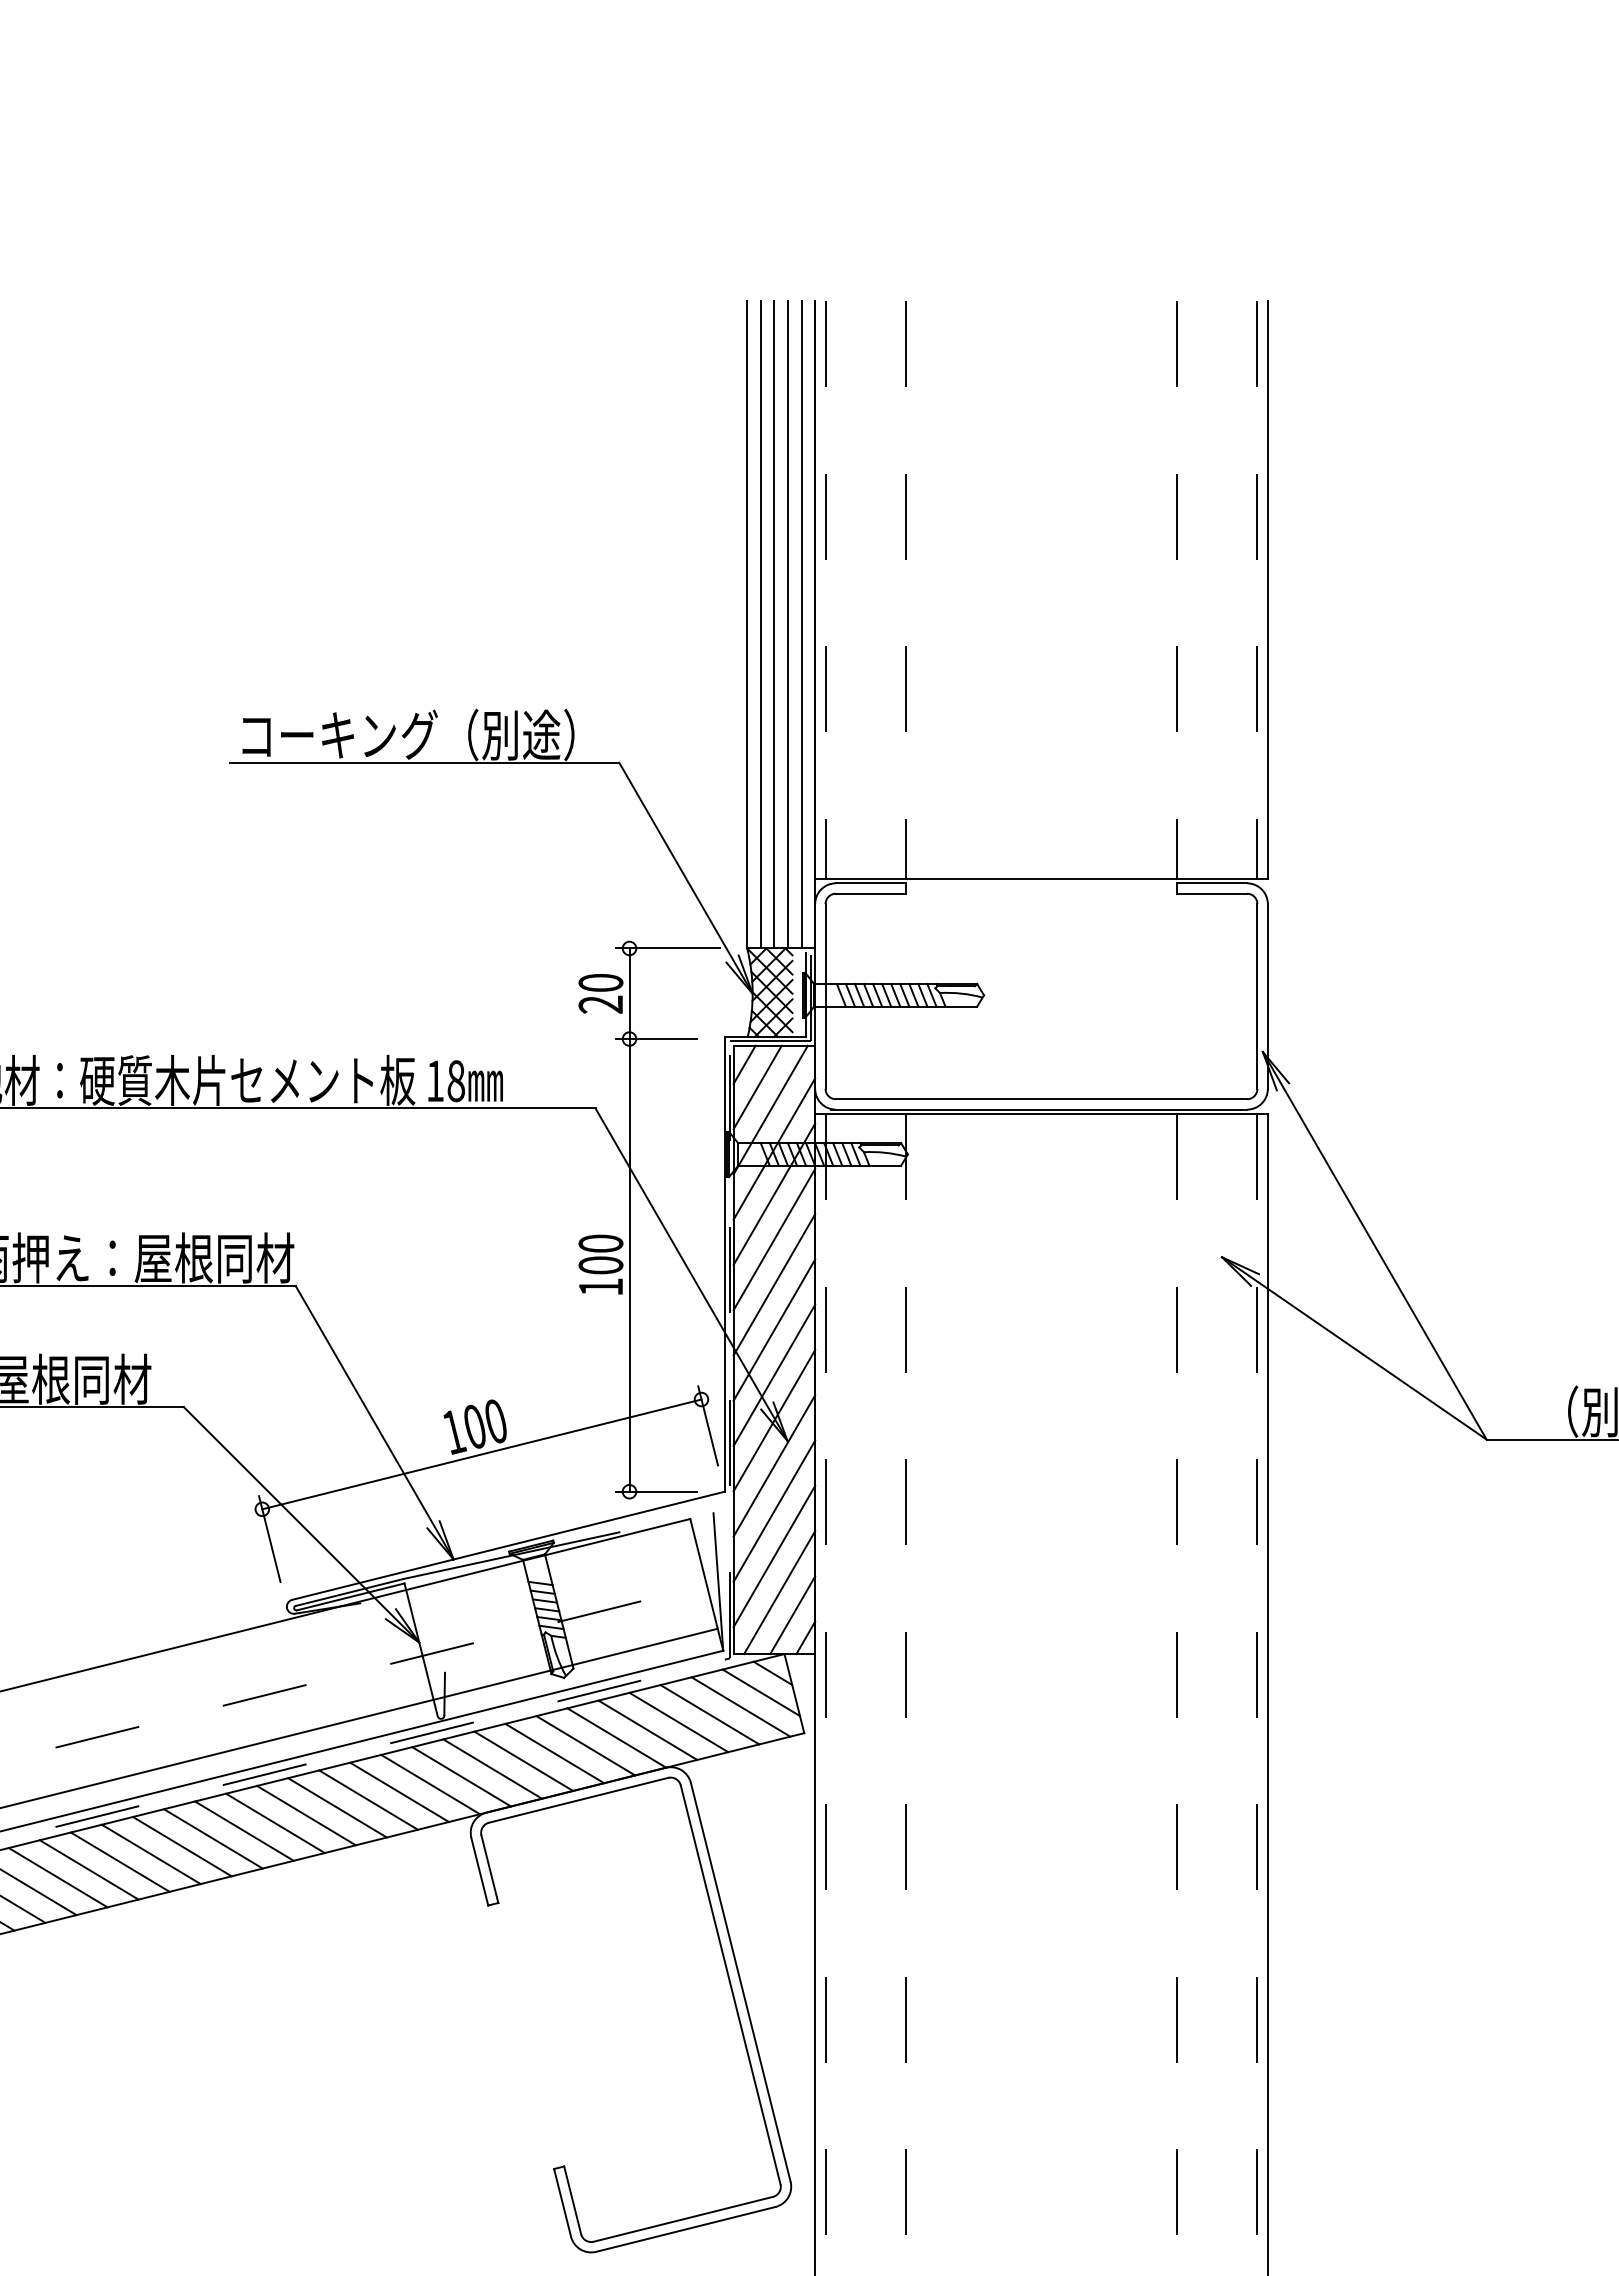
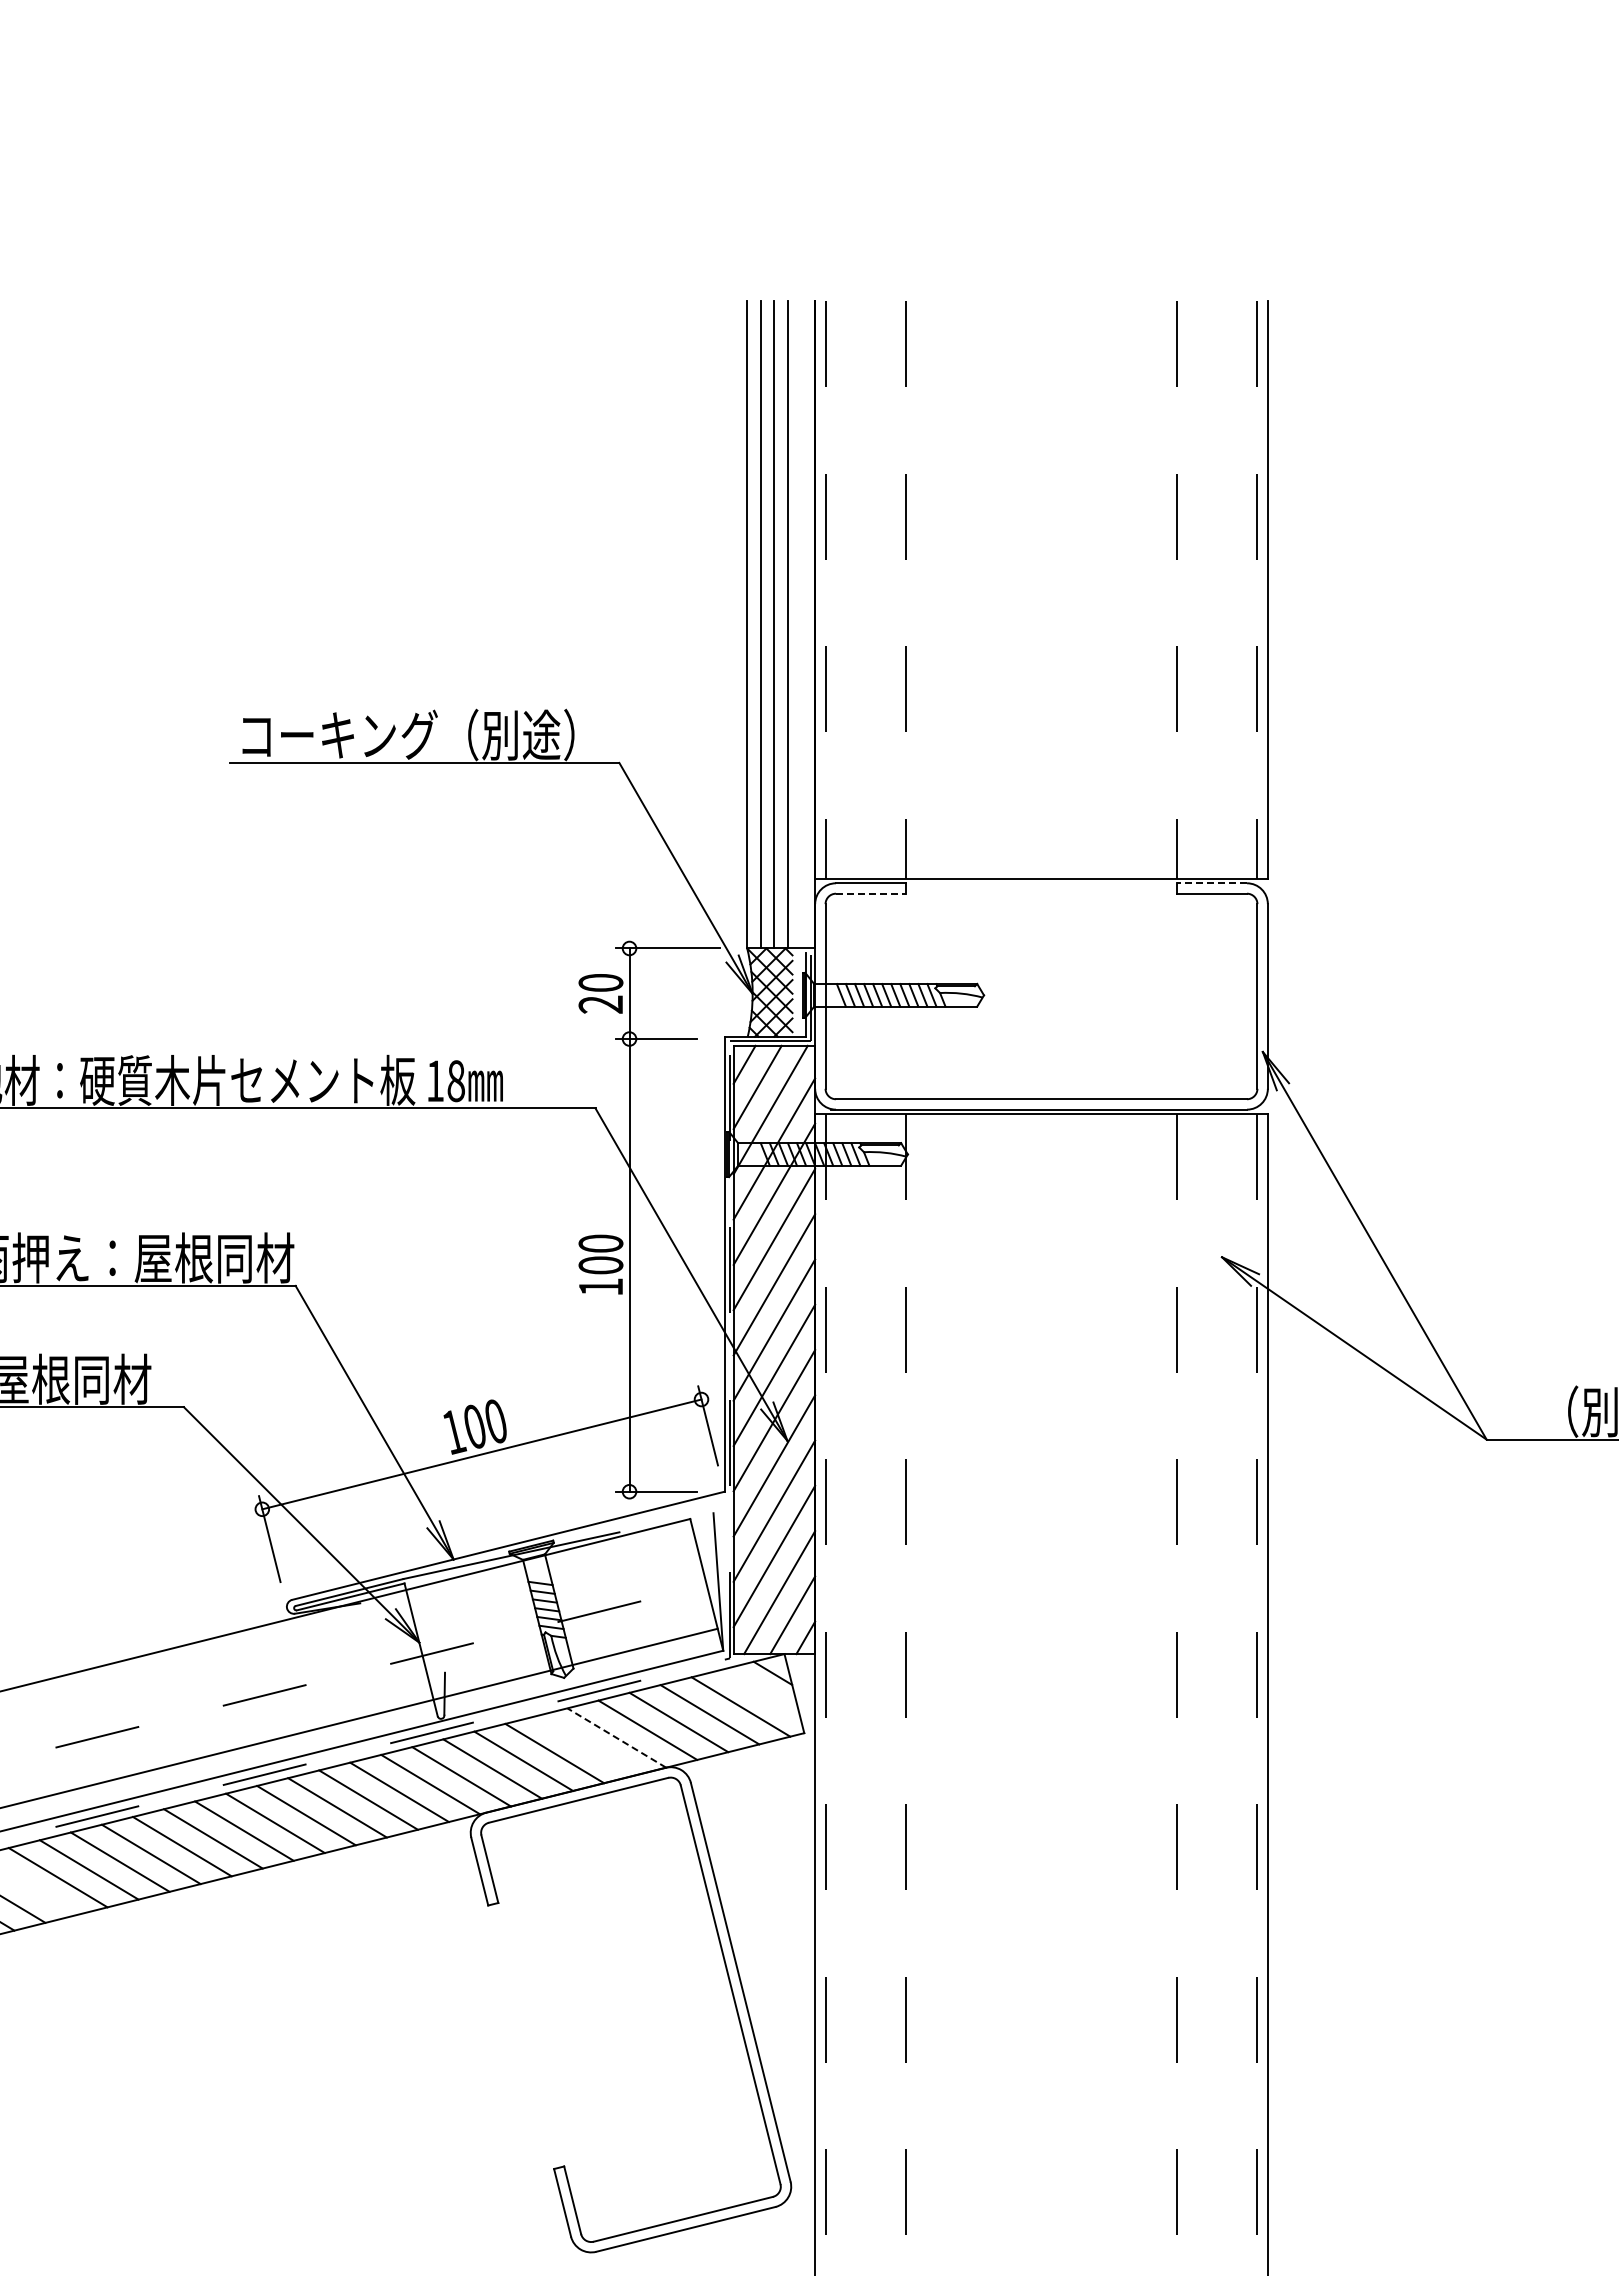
line: present -> none (801, 624)
line: solid -> dashed (1212, 883)
line: solid -> dashed (870, 893)
line: present -> none (760, 1692)
line: solid -> dashed (616, 1738)
line: present -> none (585, 1745)
line: present -> none (39, 1892)
